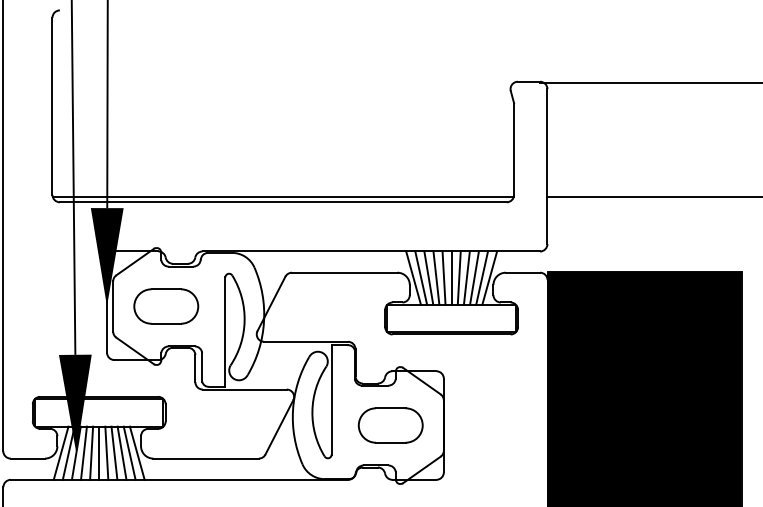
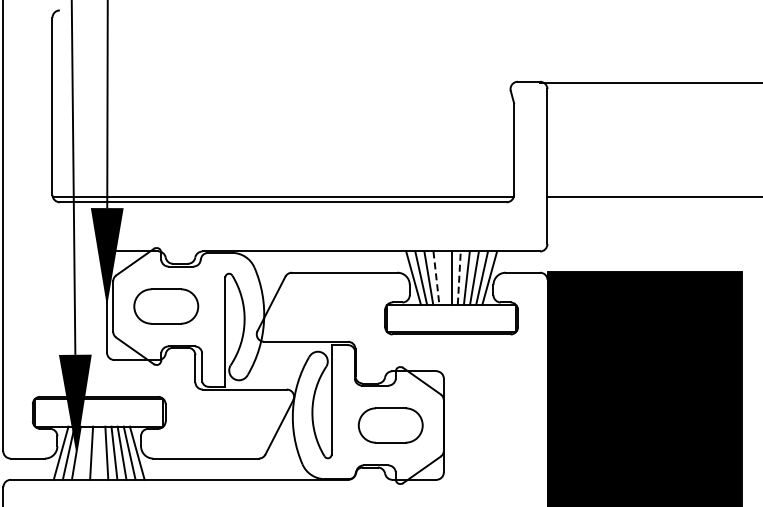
line: present -> none (443, 277)
line: solid -> dashed (436, 278)
line: solid -> dashed (459, 278)
line: present -> none (83, 452)
line: present -> none (99, 452)
